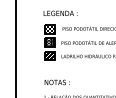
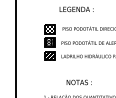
text position: (60, 13) -> (76, 9) (76, 9)
text position: (56, 82) -> (78, 82) (78, 82)
